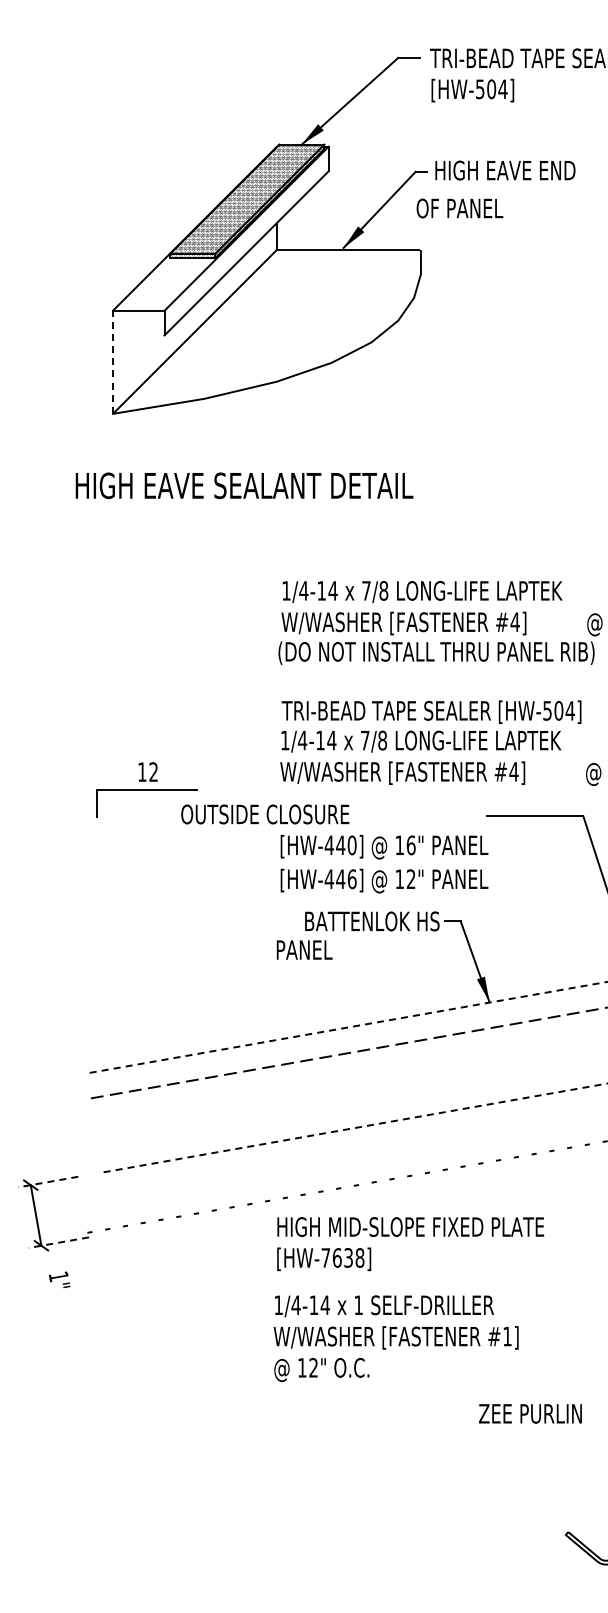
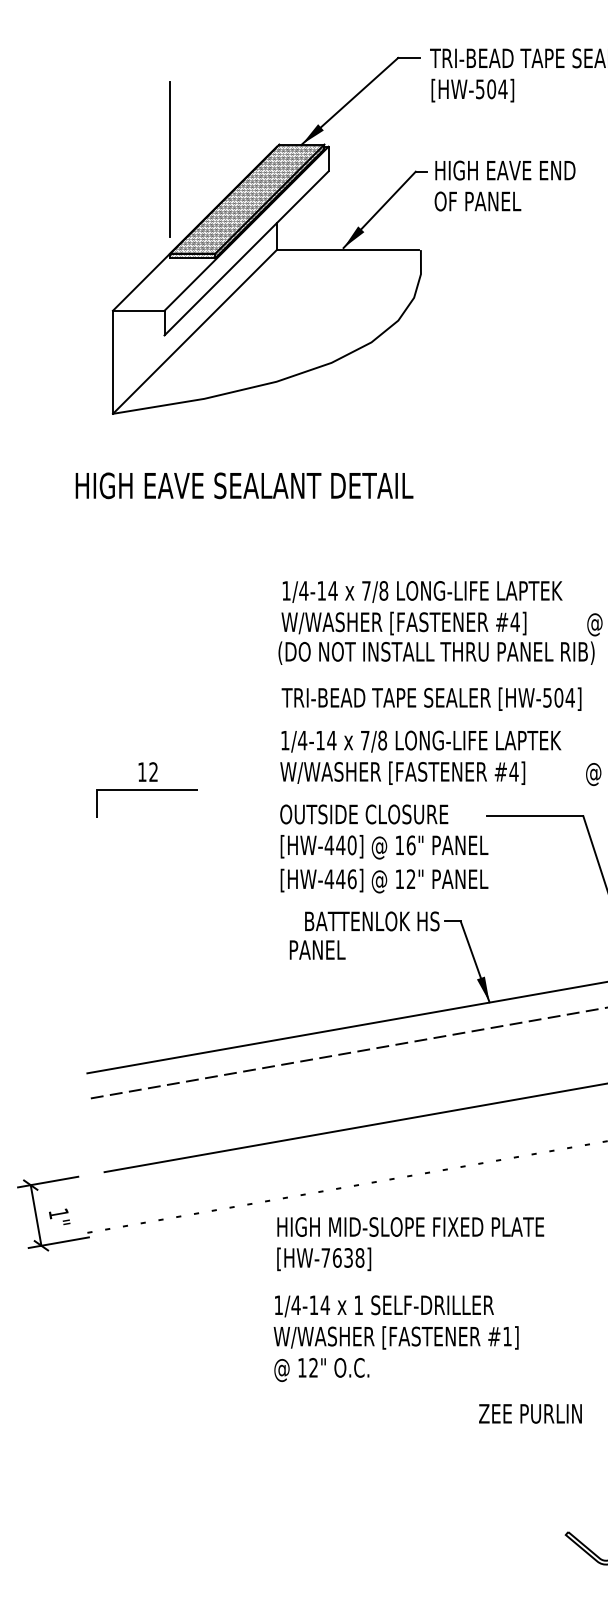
line: none -> present (169, 159)
text position: (459, 208) -> (477, 201) (477, 201)
line: dashed -> solid (113, 362)
text position: (431, 711) -> (431, 698) (431, 698)
text position: (265, 814) -> (364, 814) (364, 814)
text position: (304, 949) -> (317, 949) (317, 949)
line: dashed -> solid (599, 983)
line: dashed -> solid (48, 1182)
line: dashed -> solid (58, 1242)
text position: (59, 1279) -> (59, 1216) (59, 1216)
